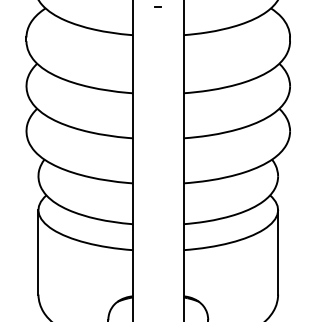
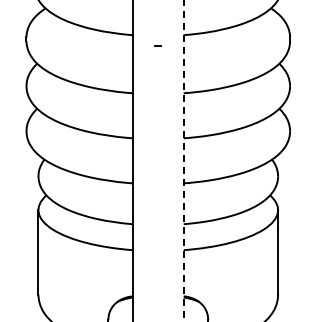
line position: (157, 6) -> (157, 45) (157, 45)
line: solid -> dashed (183, 160)
